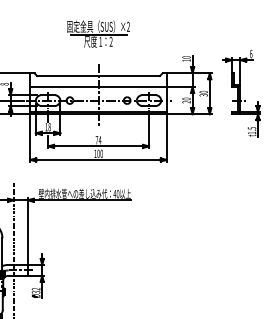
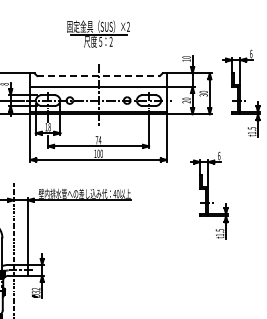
text: 1 -> 5 (100, 41)
line: solid -> dashed (99, 76)
part: none -> present (209, 195)
